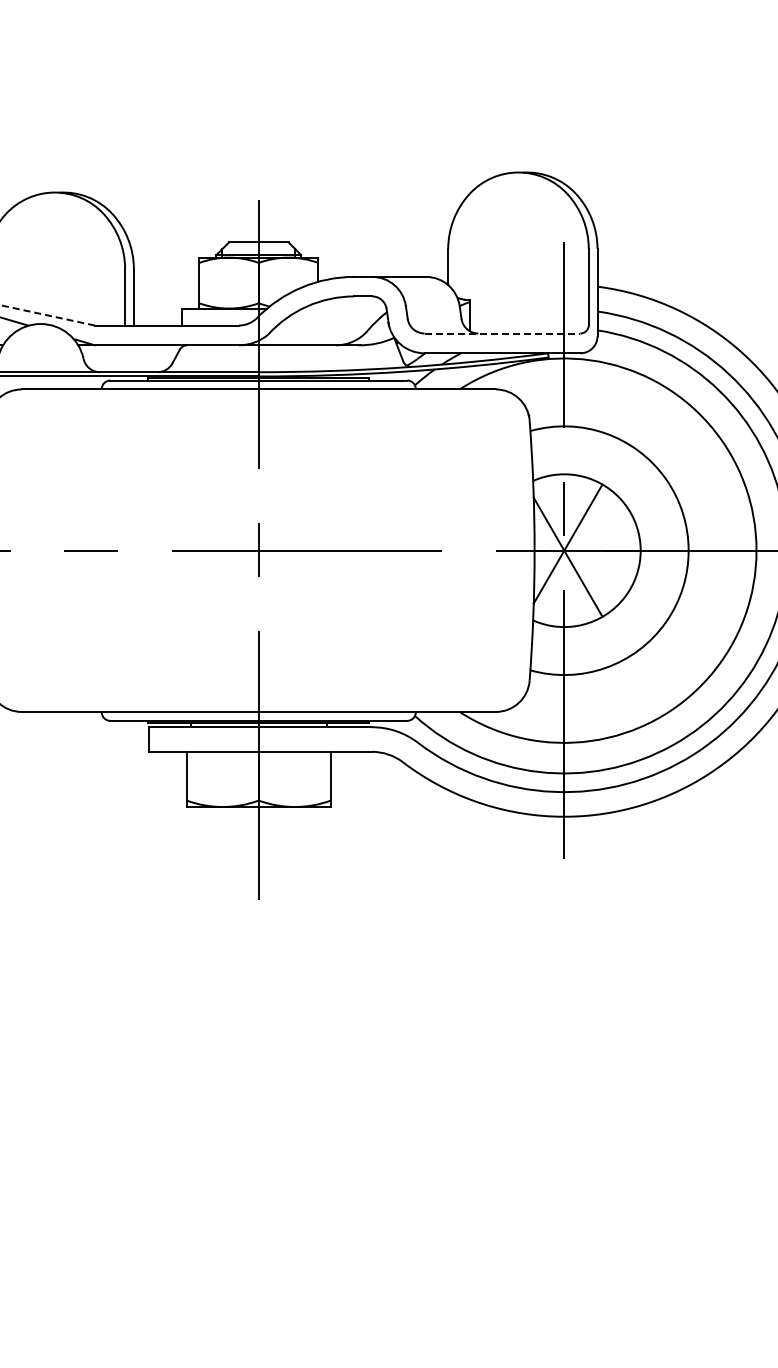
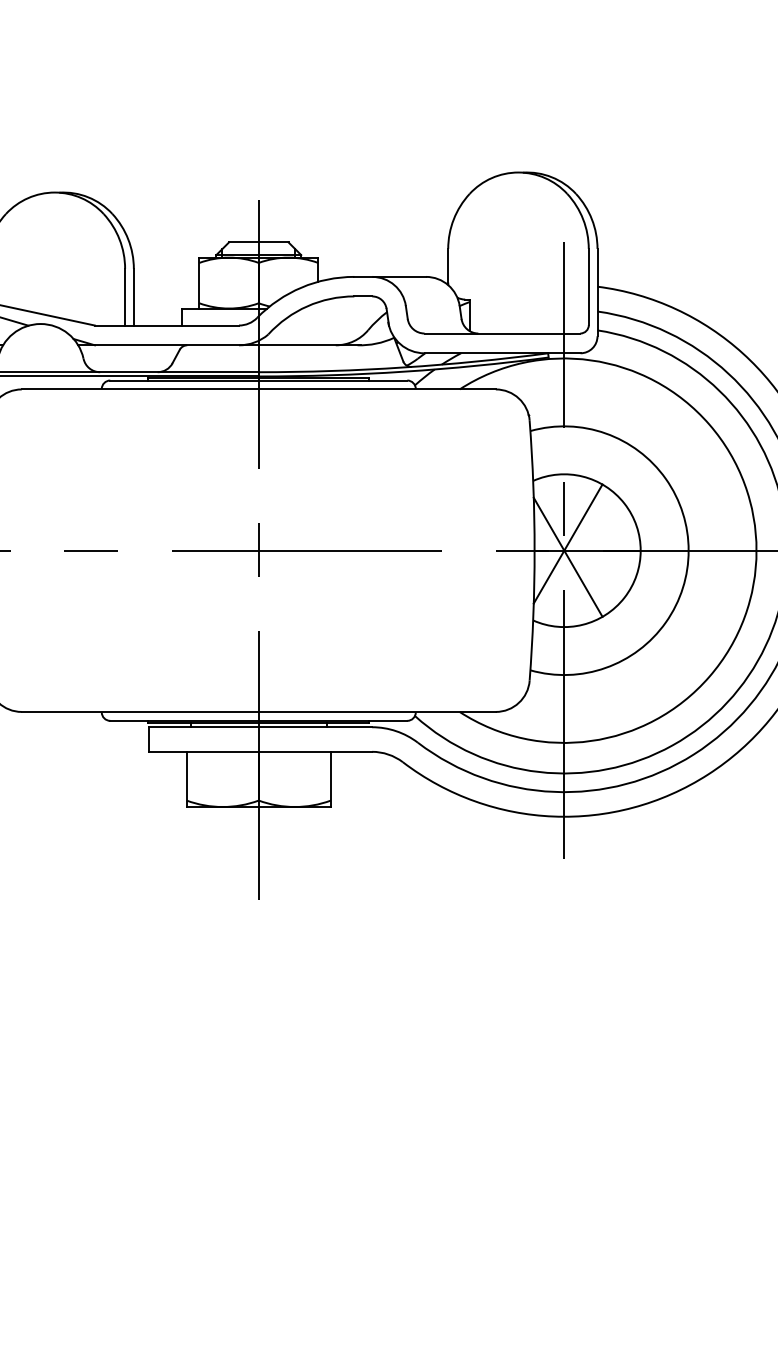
line: dashed -> solid (47, 315)
line: dashed -> solid (502, 333)
